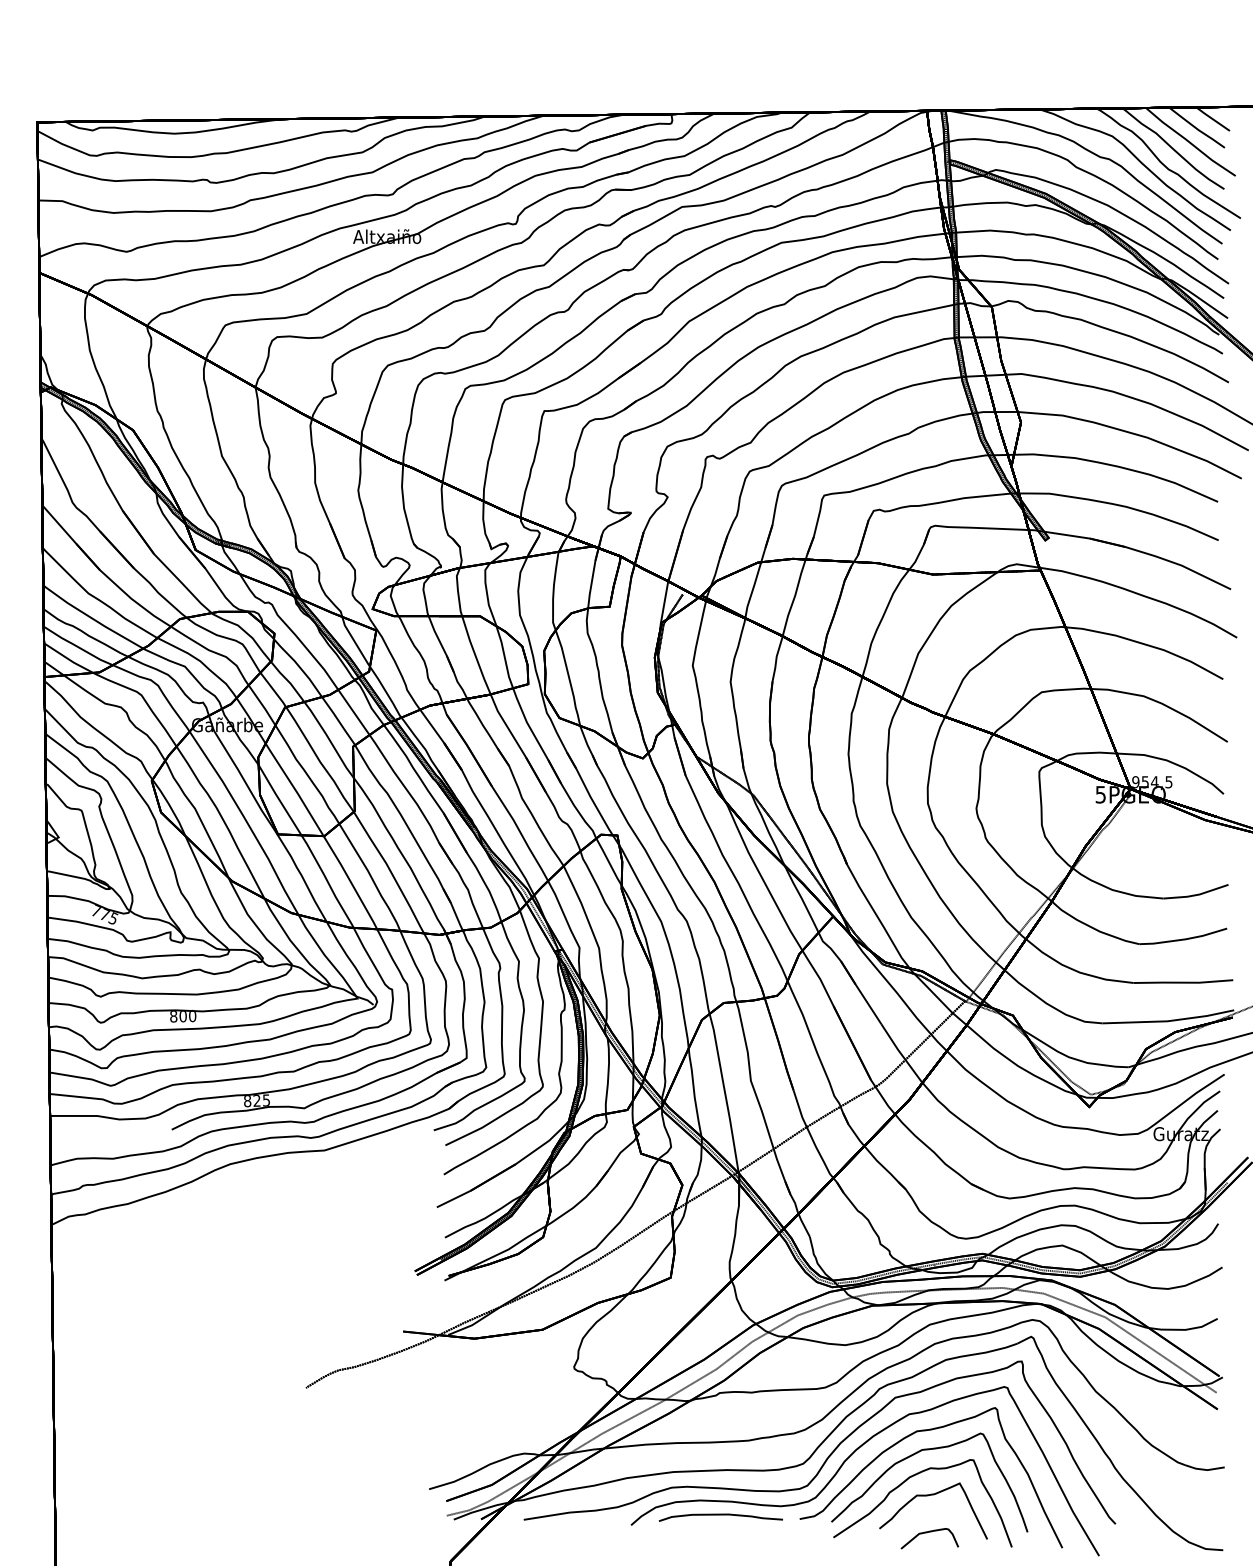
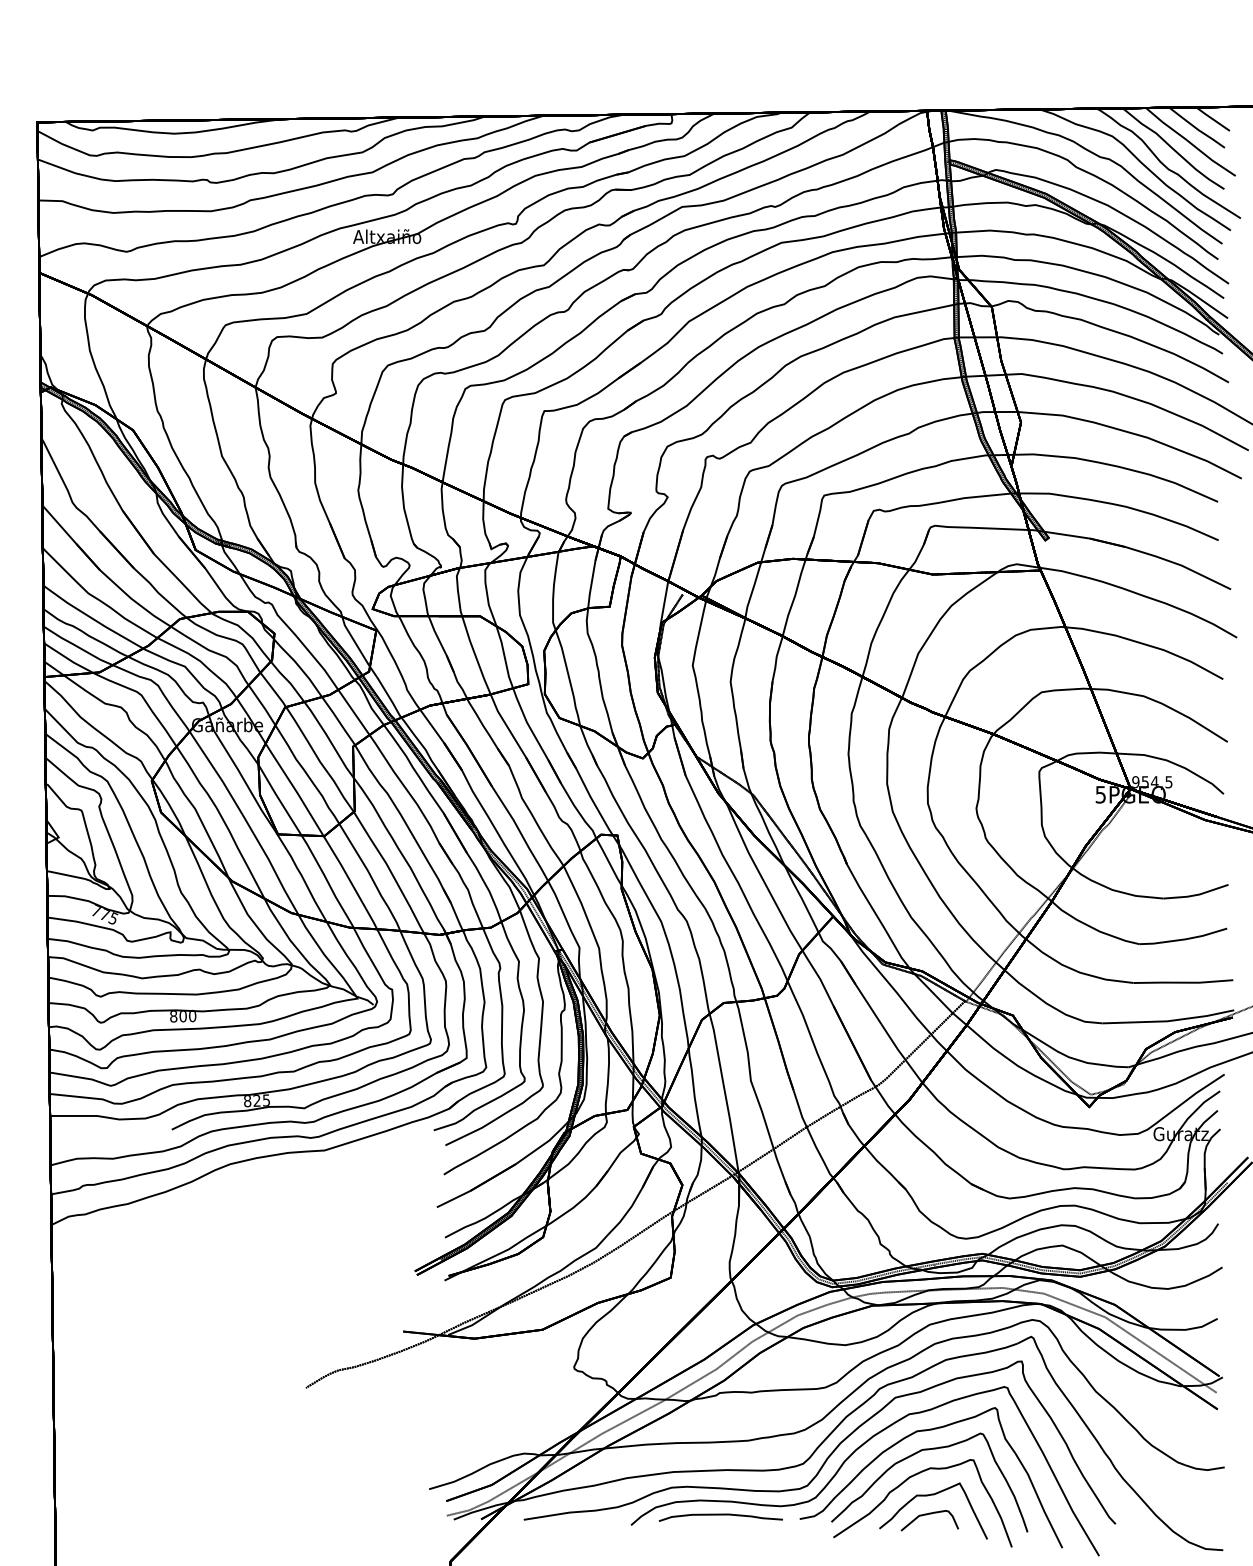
part position: (929, 1538) -> (929, 1520) (929, 1520)
